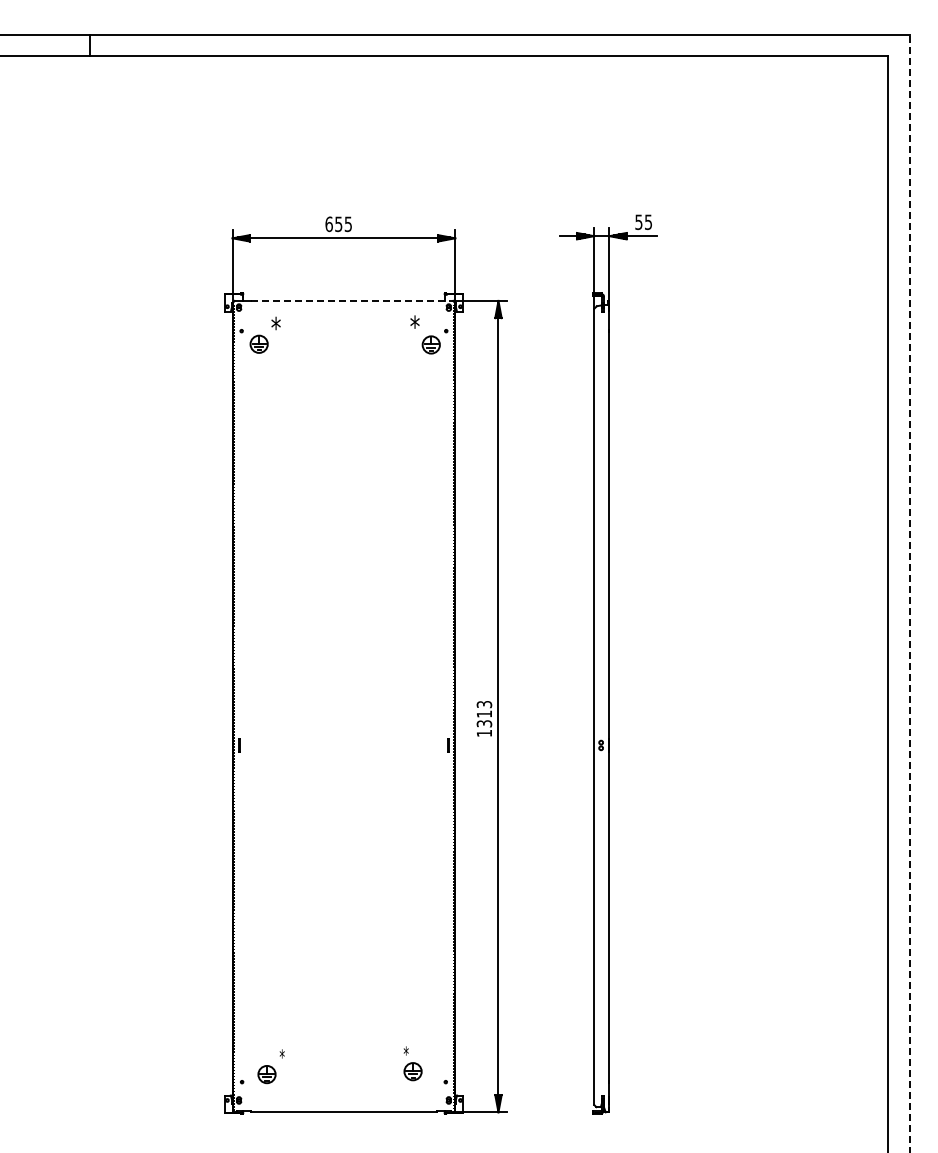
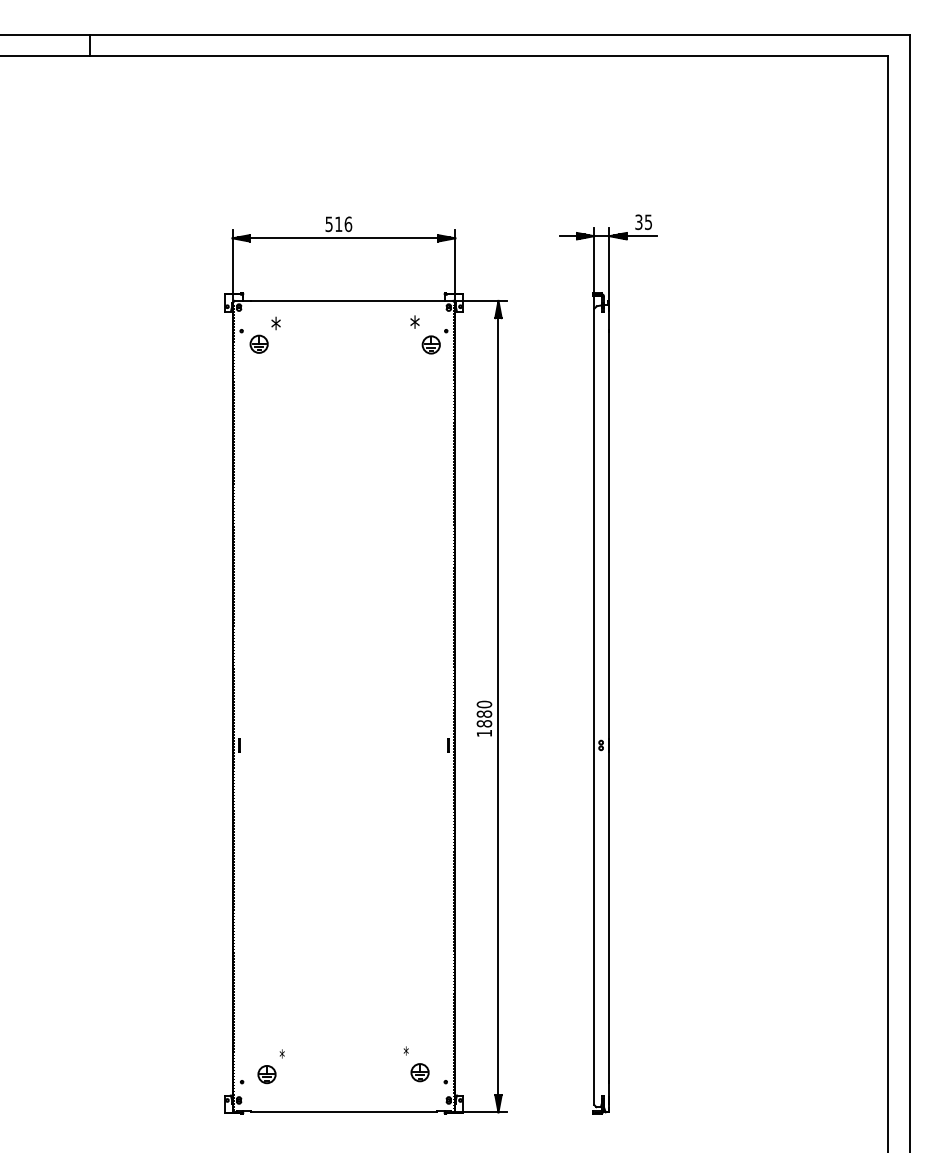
text: 55 -> 35 (638, 221)
text: 655 -> 516 (338, 224)
line: dashed -> solid (352, 300)
line: dashed -> solid (909, 593)
text: 1313 -> 1880 (484, 713)
part position: (412, 1071) -> (419, 1072) (419, 1072)
